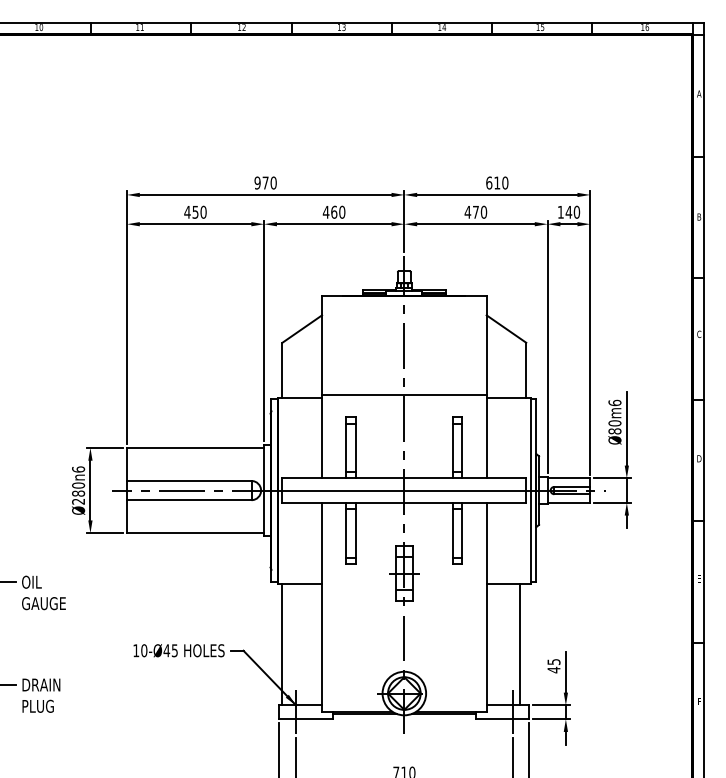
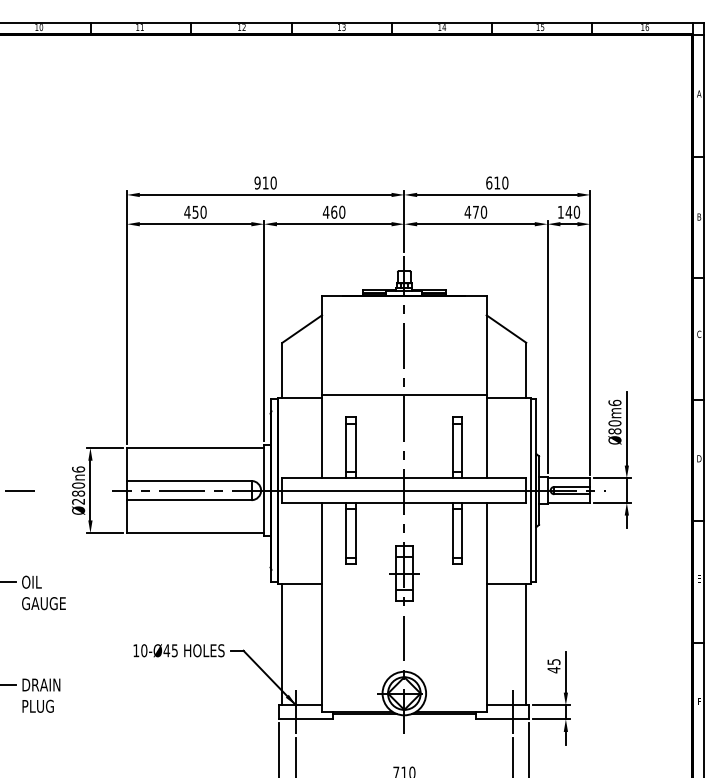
text: 970 -> 910 (265, 182)
line: none -> present (19, 490)
line position: (520, 644) -> (526, 644) (526, 644)
